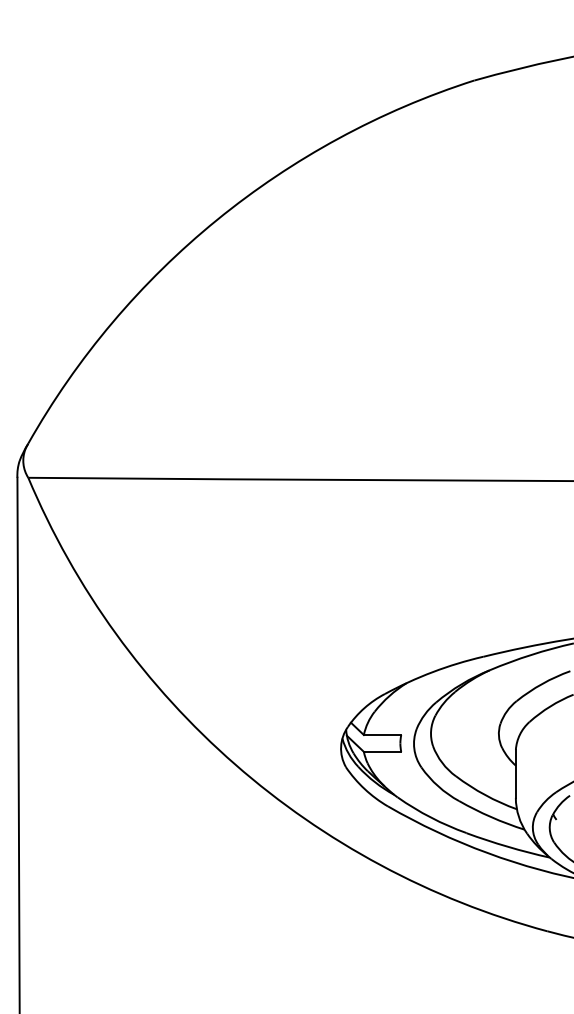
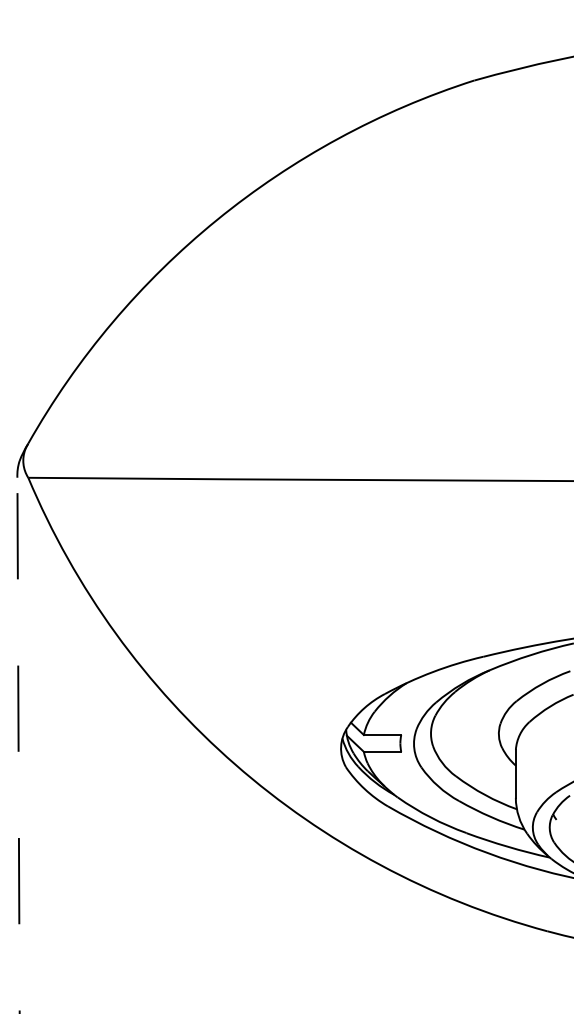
line: solid -> dashed (18, 745)
